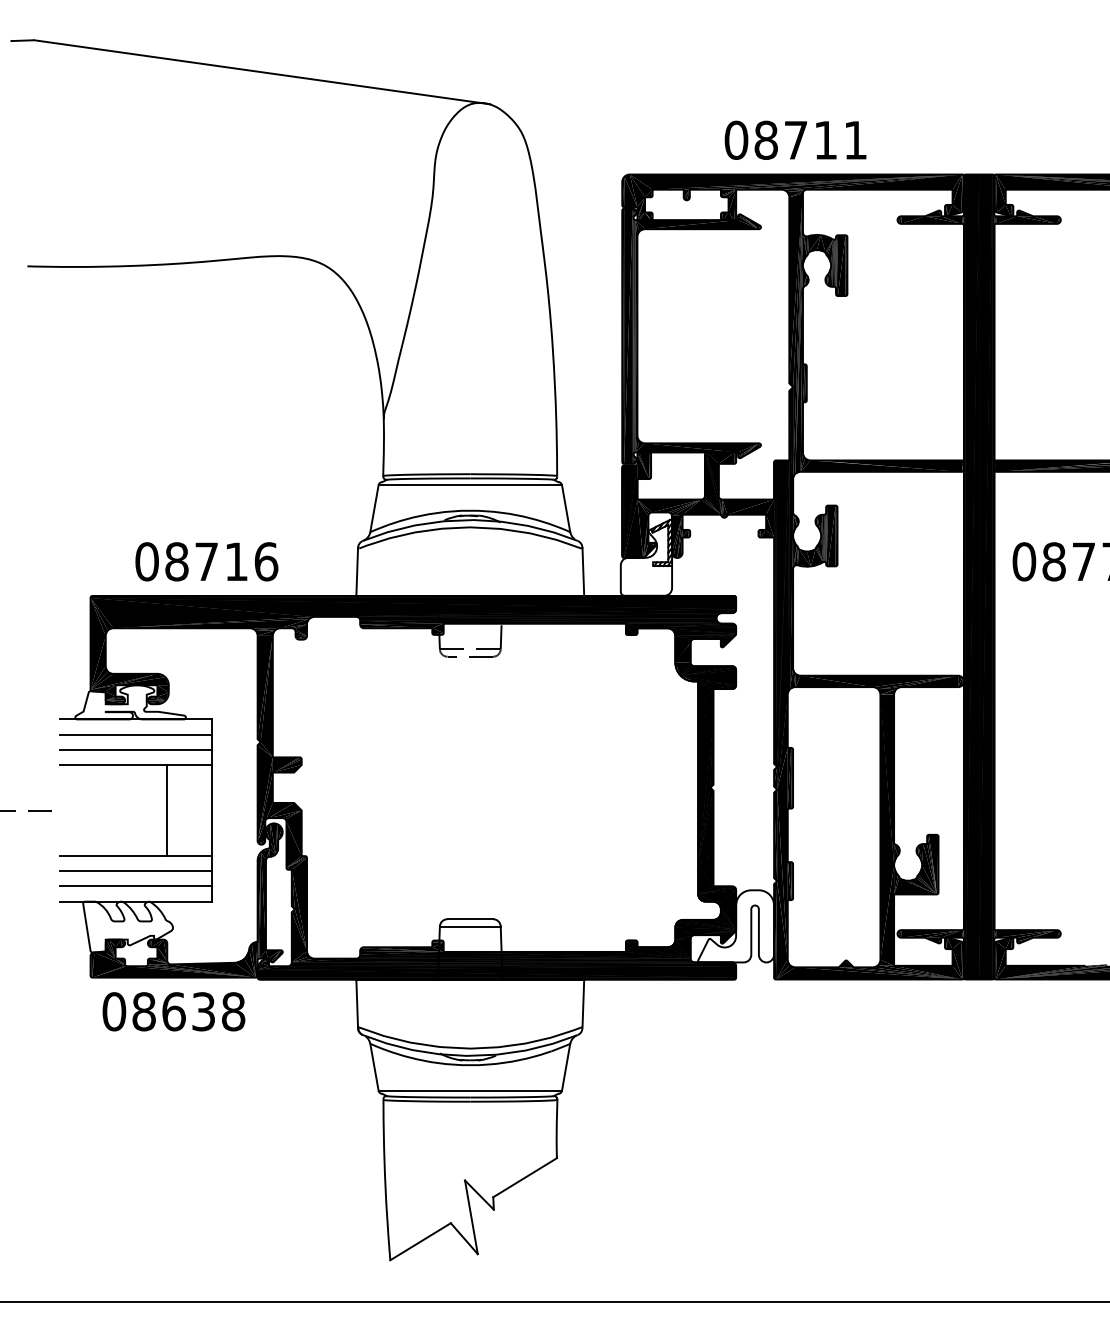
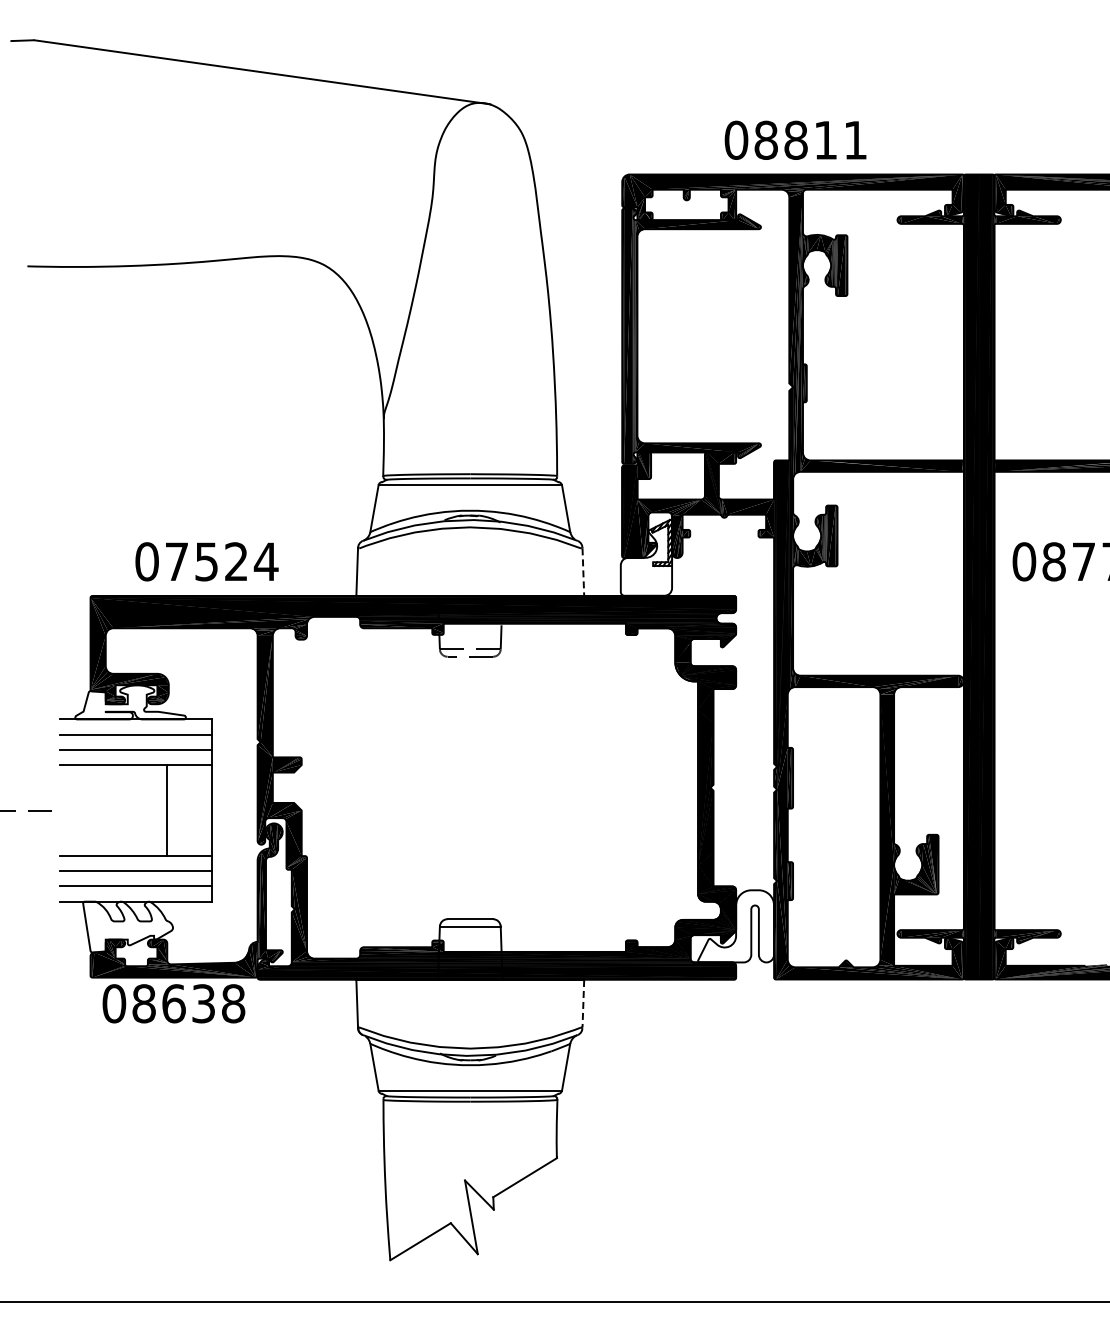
text: 08711 -> 08811 (795, 139)
text: 08716 -> 07524 (221, 561)
line: solid -> dashed (583, 572)
line: solid -> dashed (583, 1003)
text position: (173, 1011) -> (173, 1003) (173, 1003)
